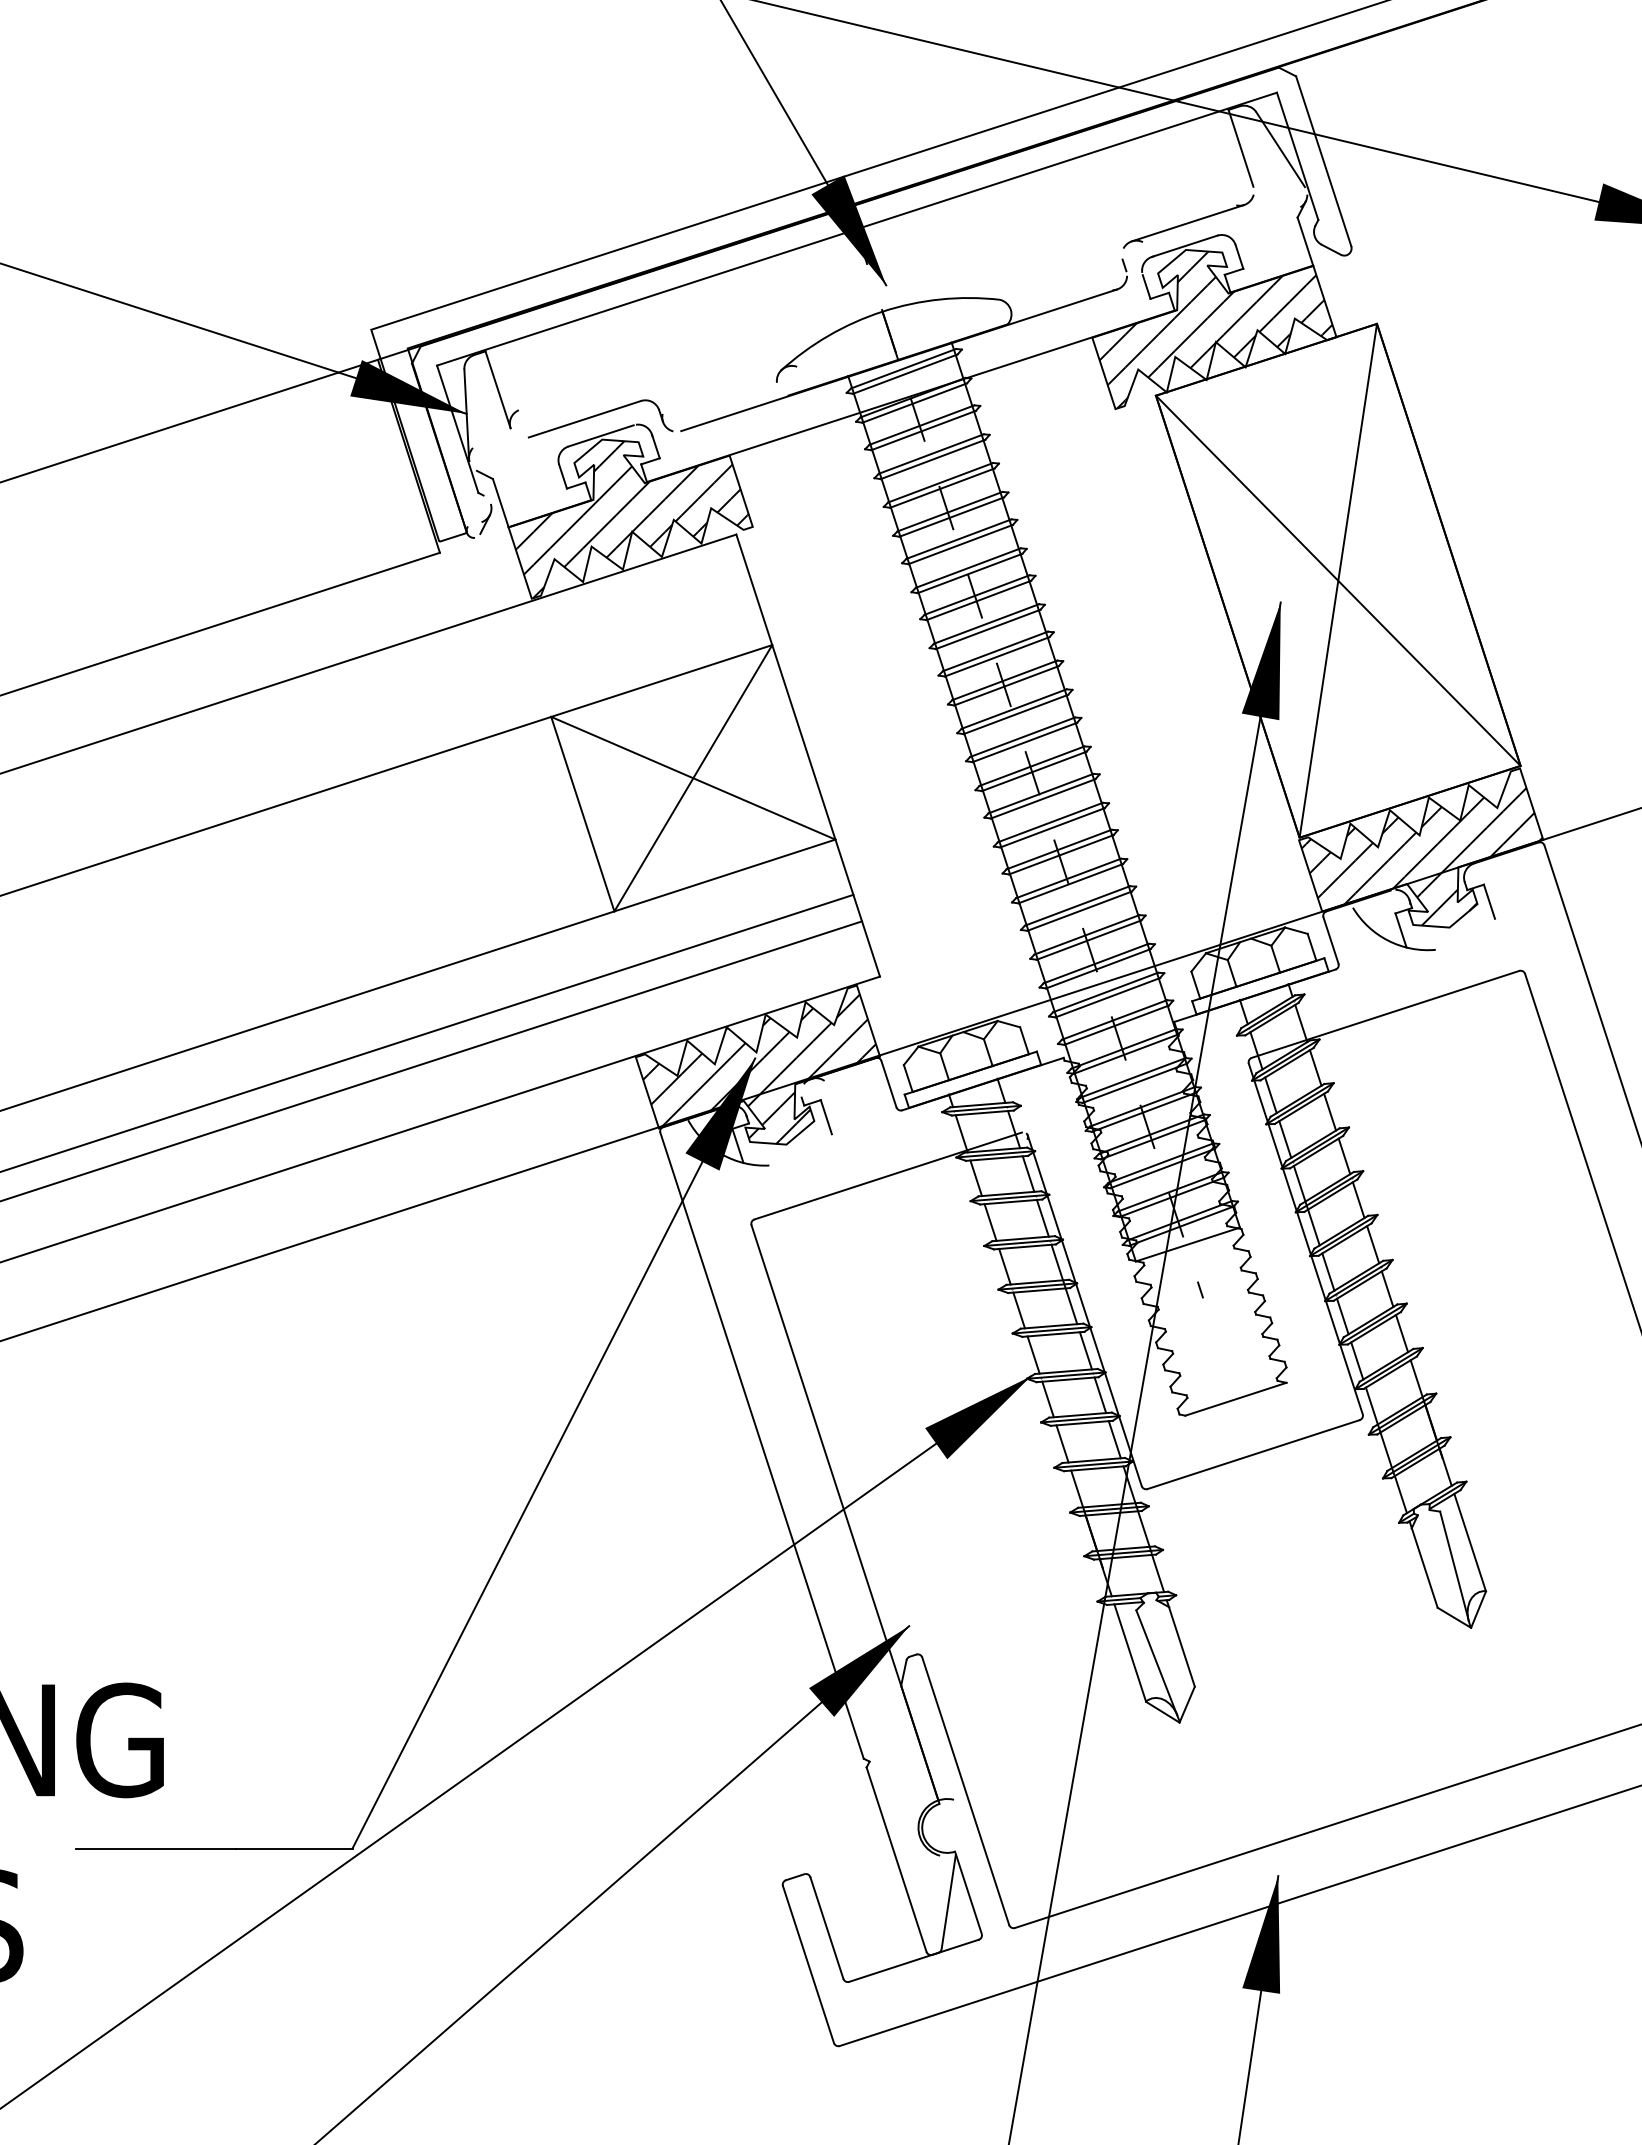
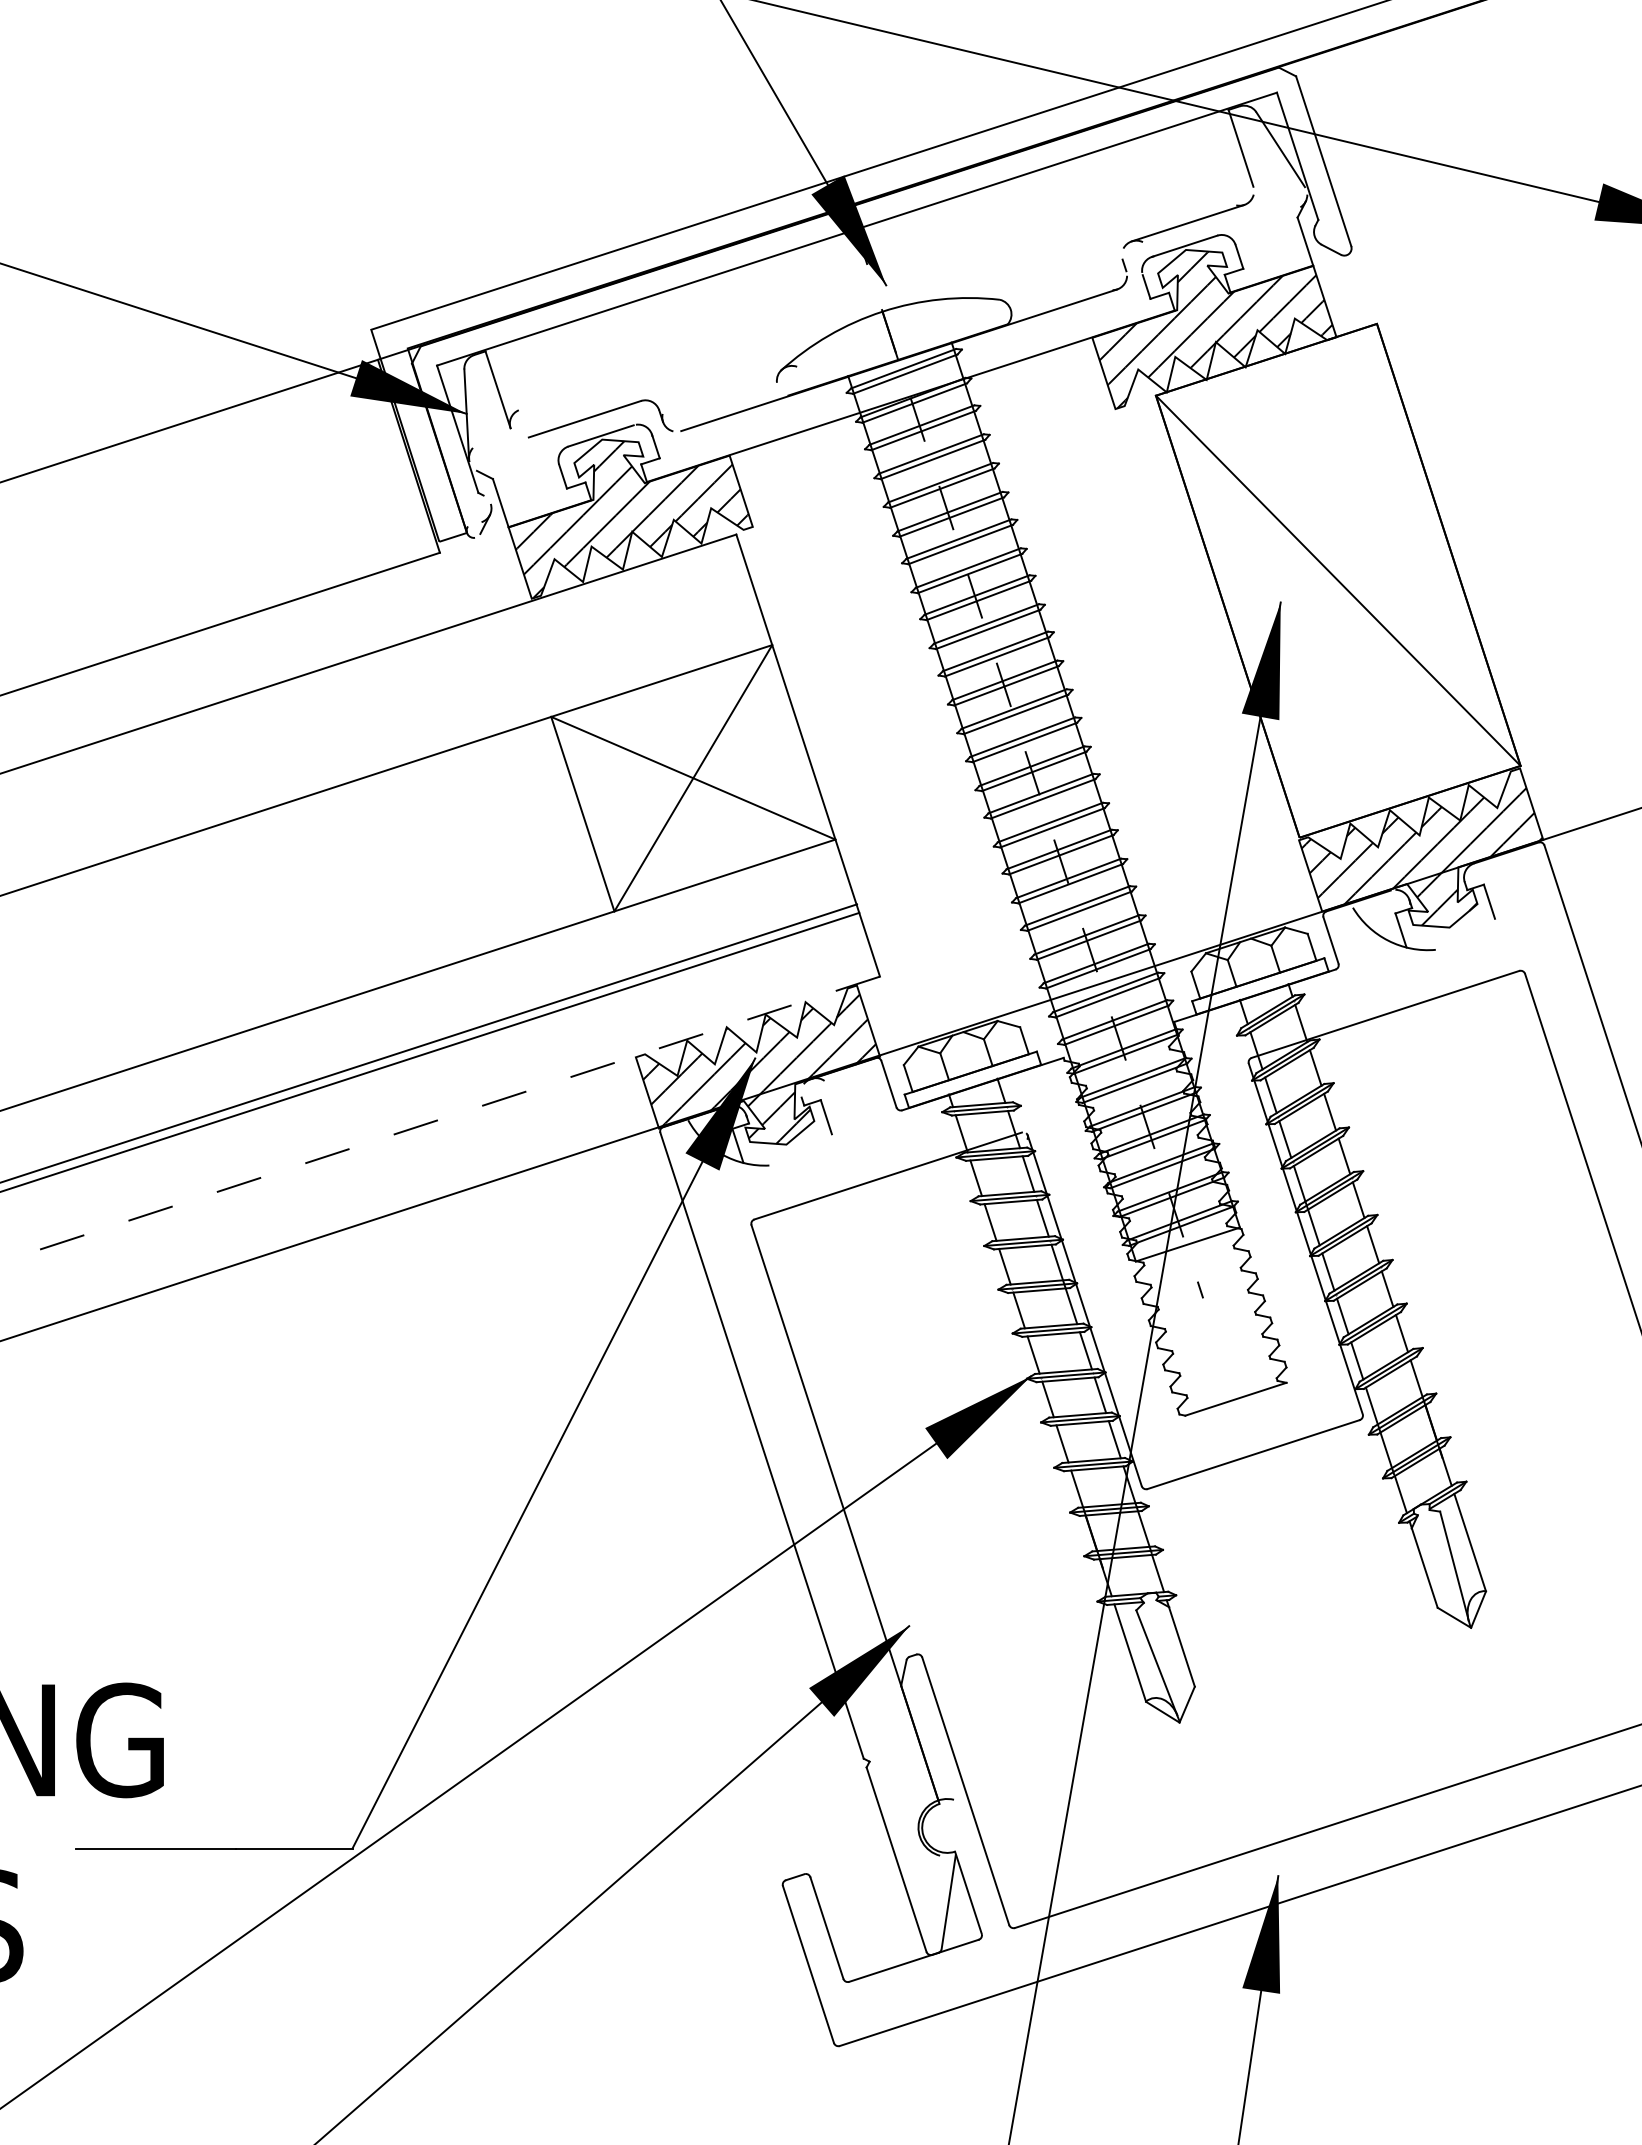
line: present -> none (1338, 580)
line position: (427, 1032) -> (430, 1051) (430, 1051)
line position: (432, 1060) -> (429, 1043) (429, 1043)
line: solid -> dashed (439, 1119)
